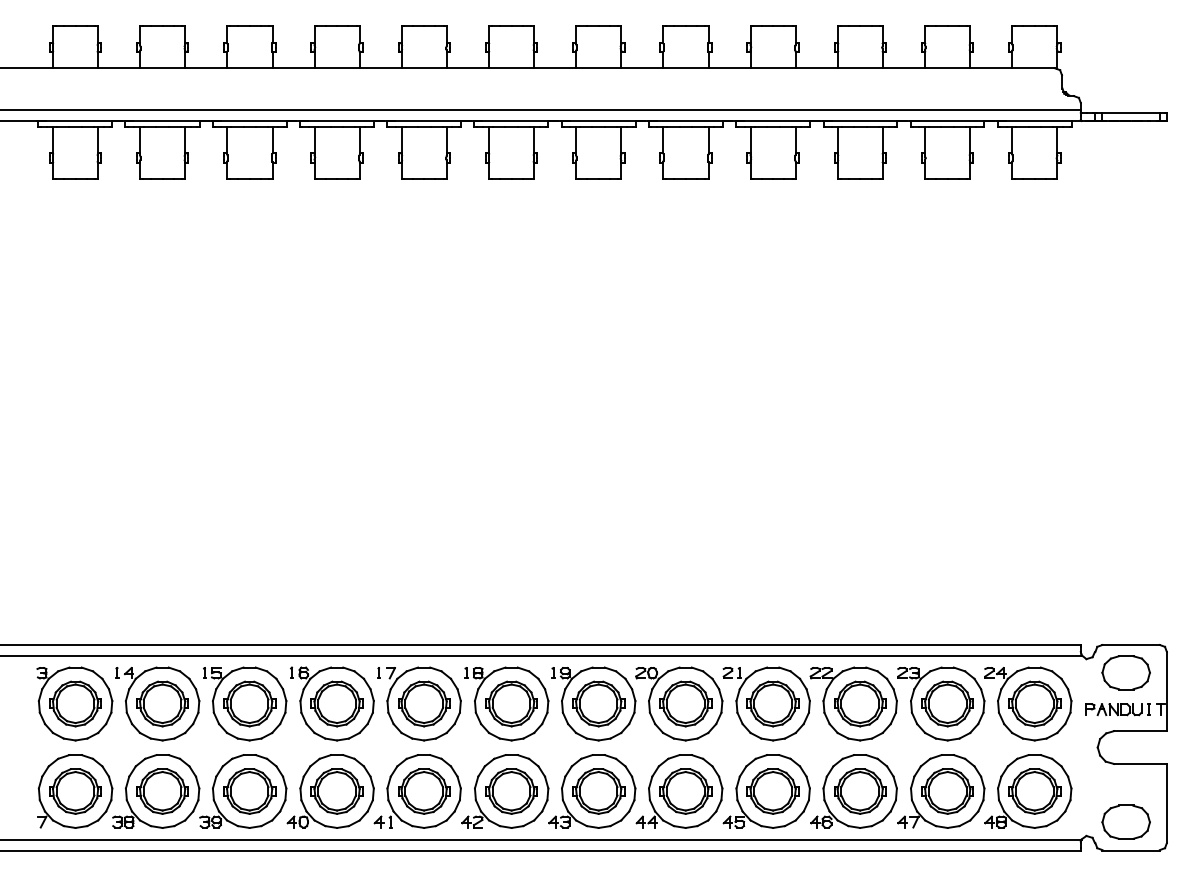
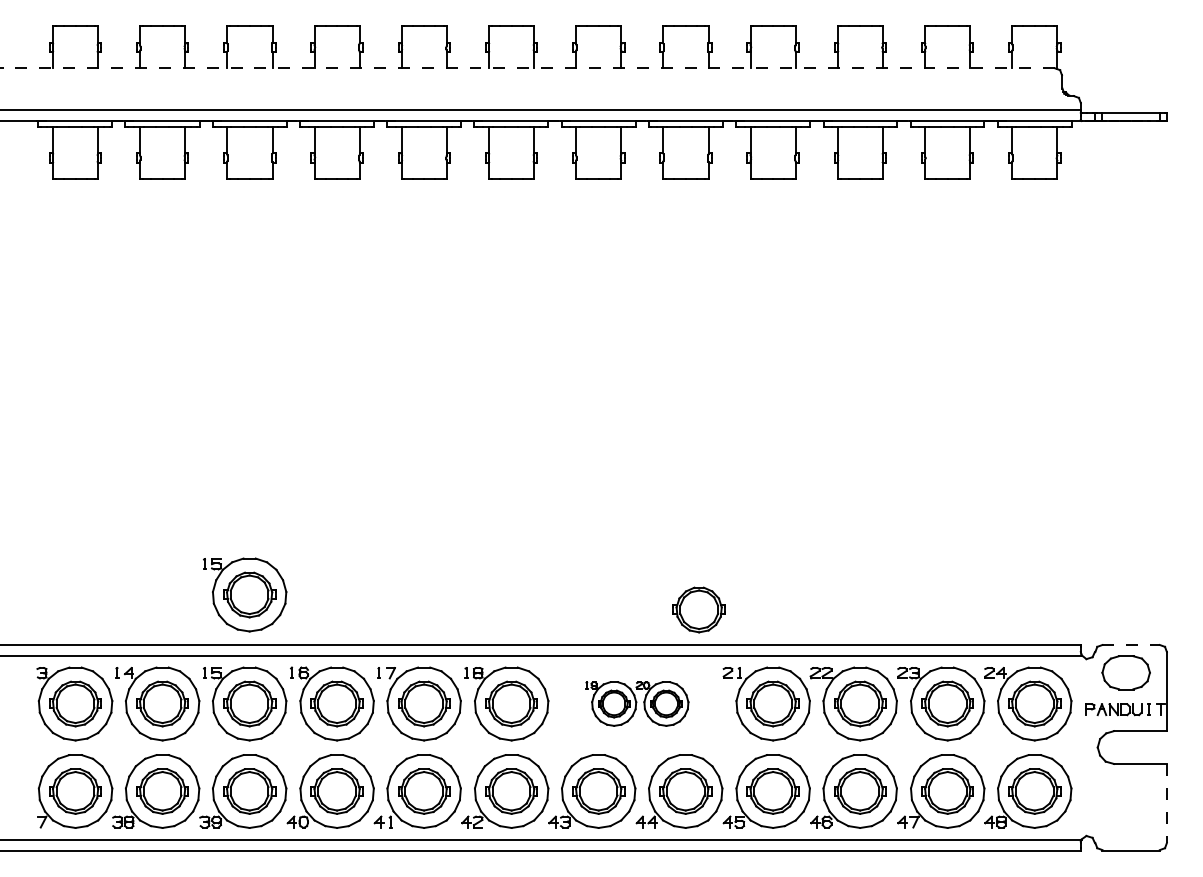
line: solid -> dashed (527, 68)
part: none -> present (245, 594)
part: none -> present (698, 609)
line: solid -> dashed (1131, 644)
part size: 173x76 px -> 105x46 px (637, 703)
line: solid -> dashed (1166, 804)
part: present -> none (1125, 821)
